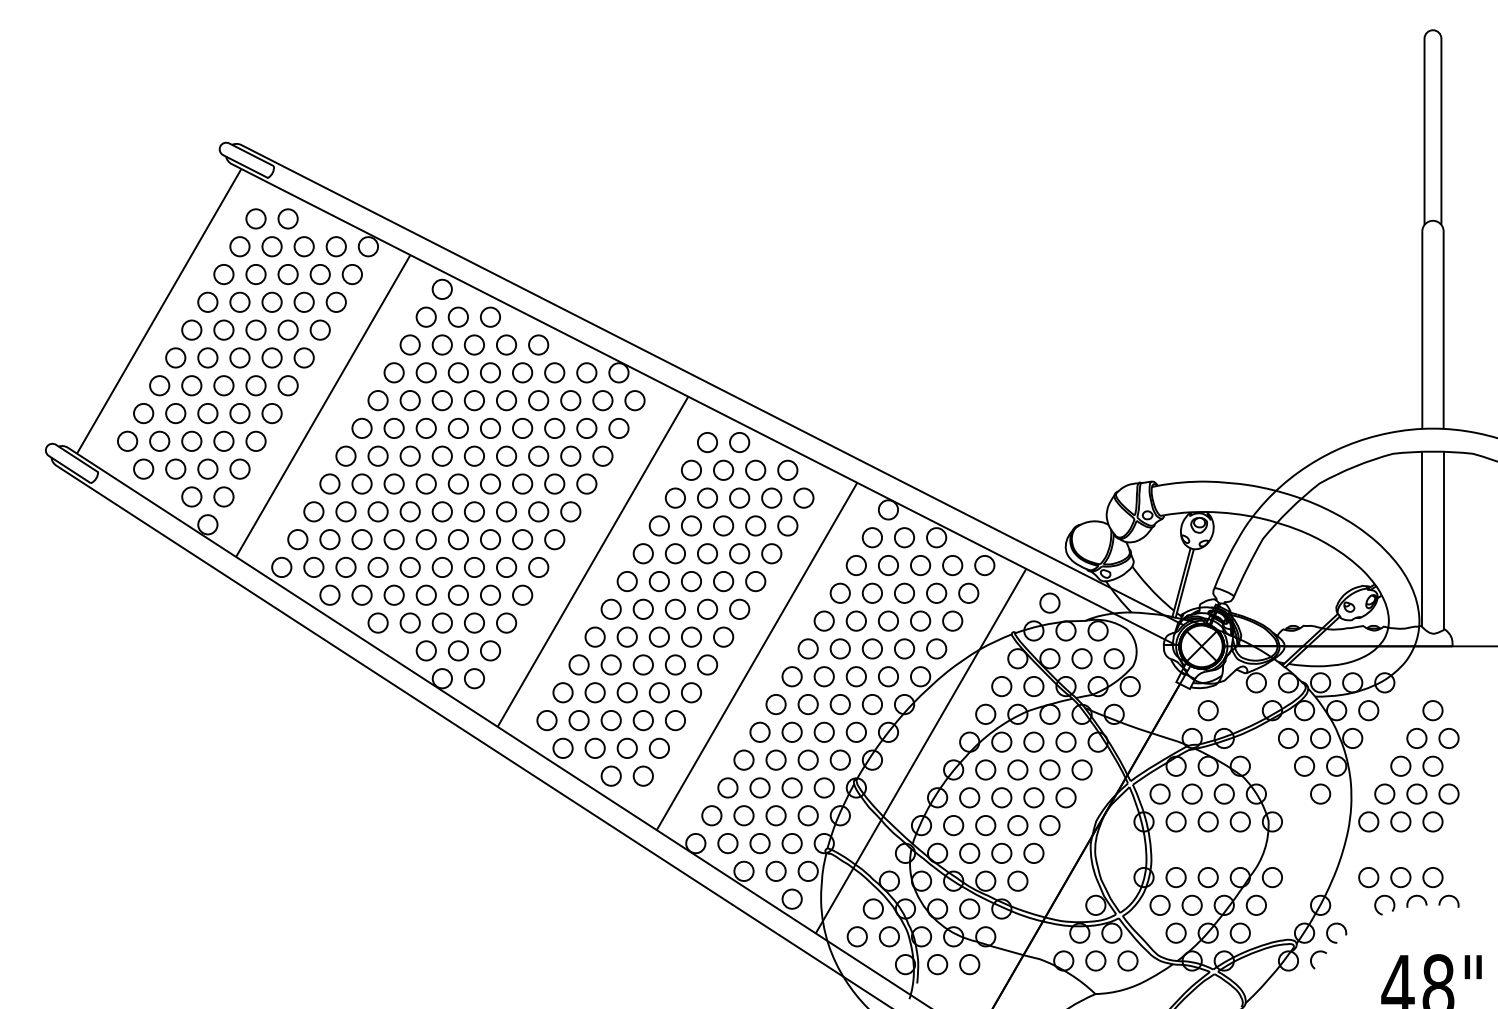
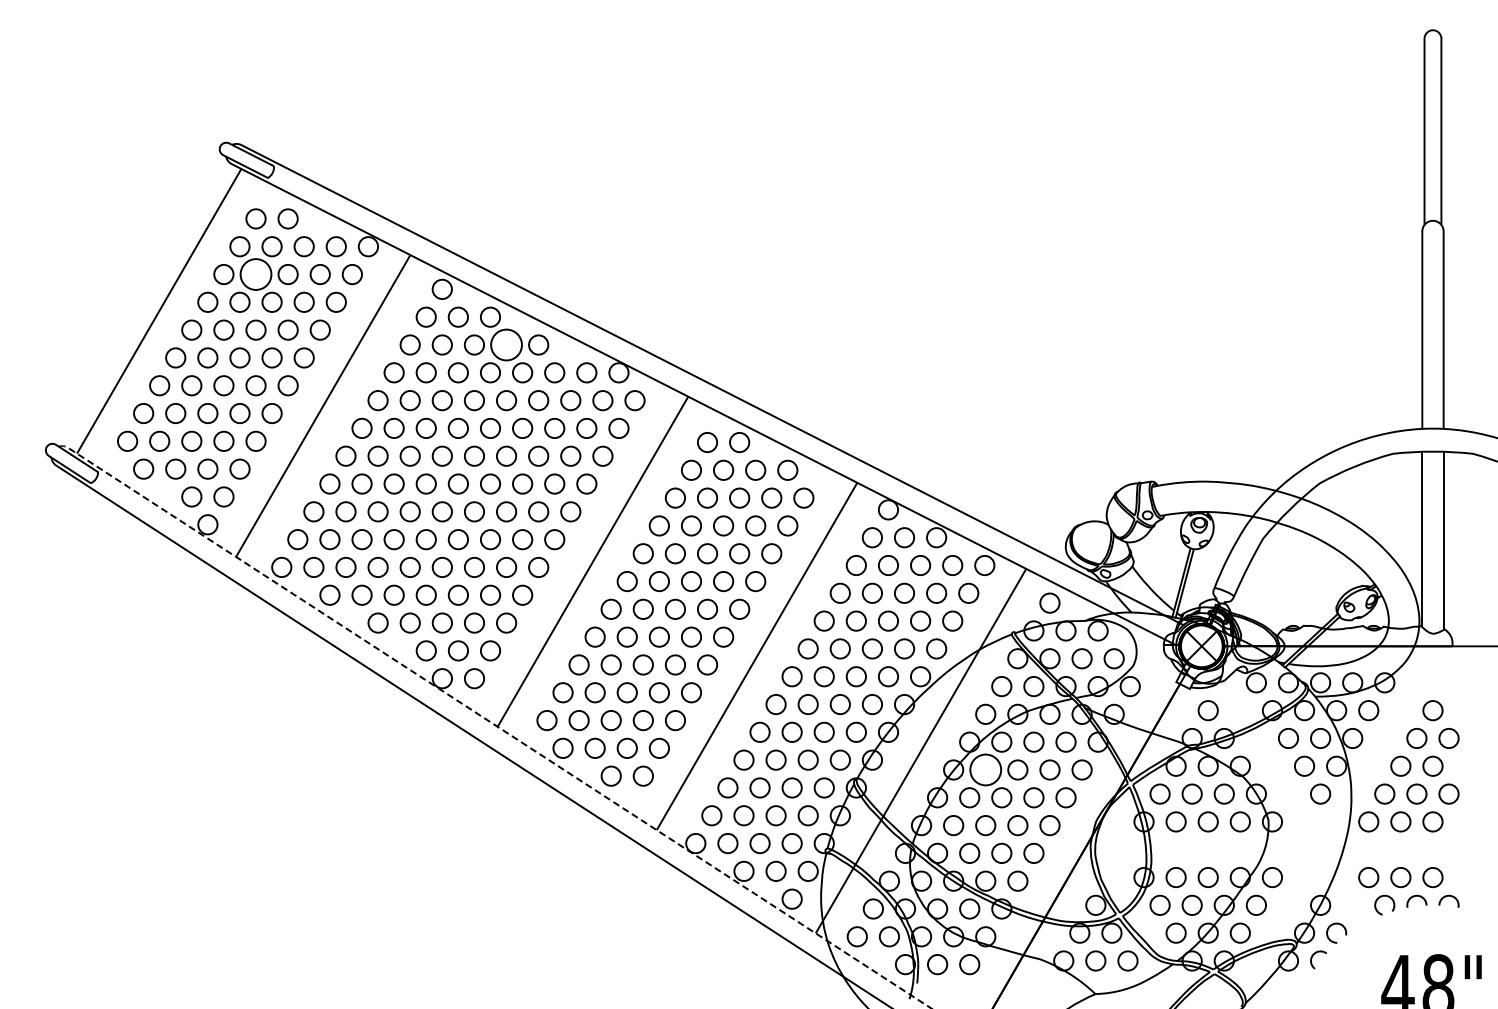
circle diameter: 19 px -> 31 px (255, 274)
circle diameter: 19 px -> 31 px (506, 344)
line: solid -> dashed (493, 724)
circle diameter: 19 px -> 31 px (985, 769)
